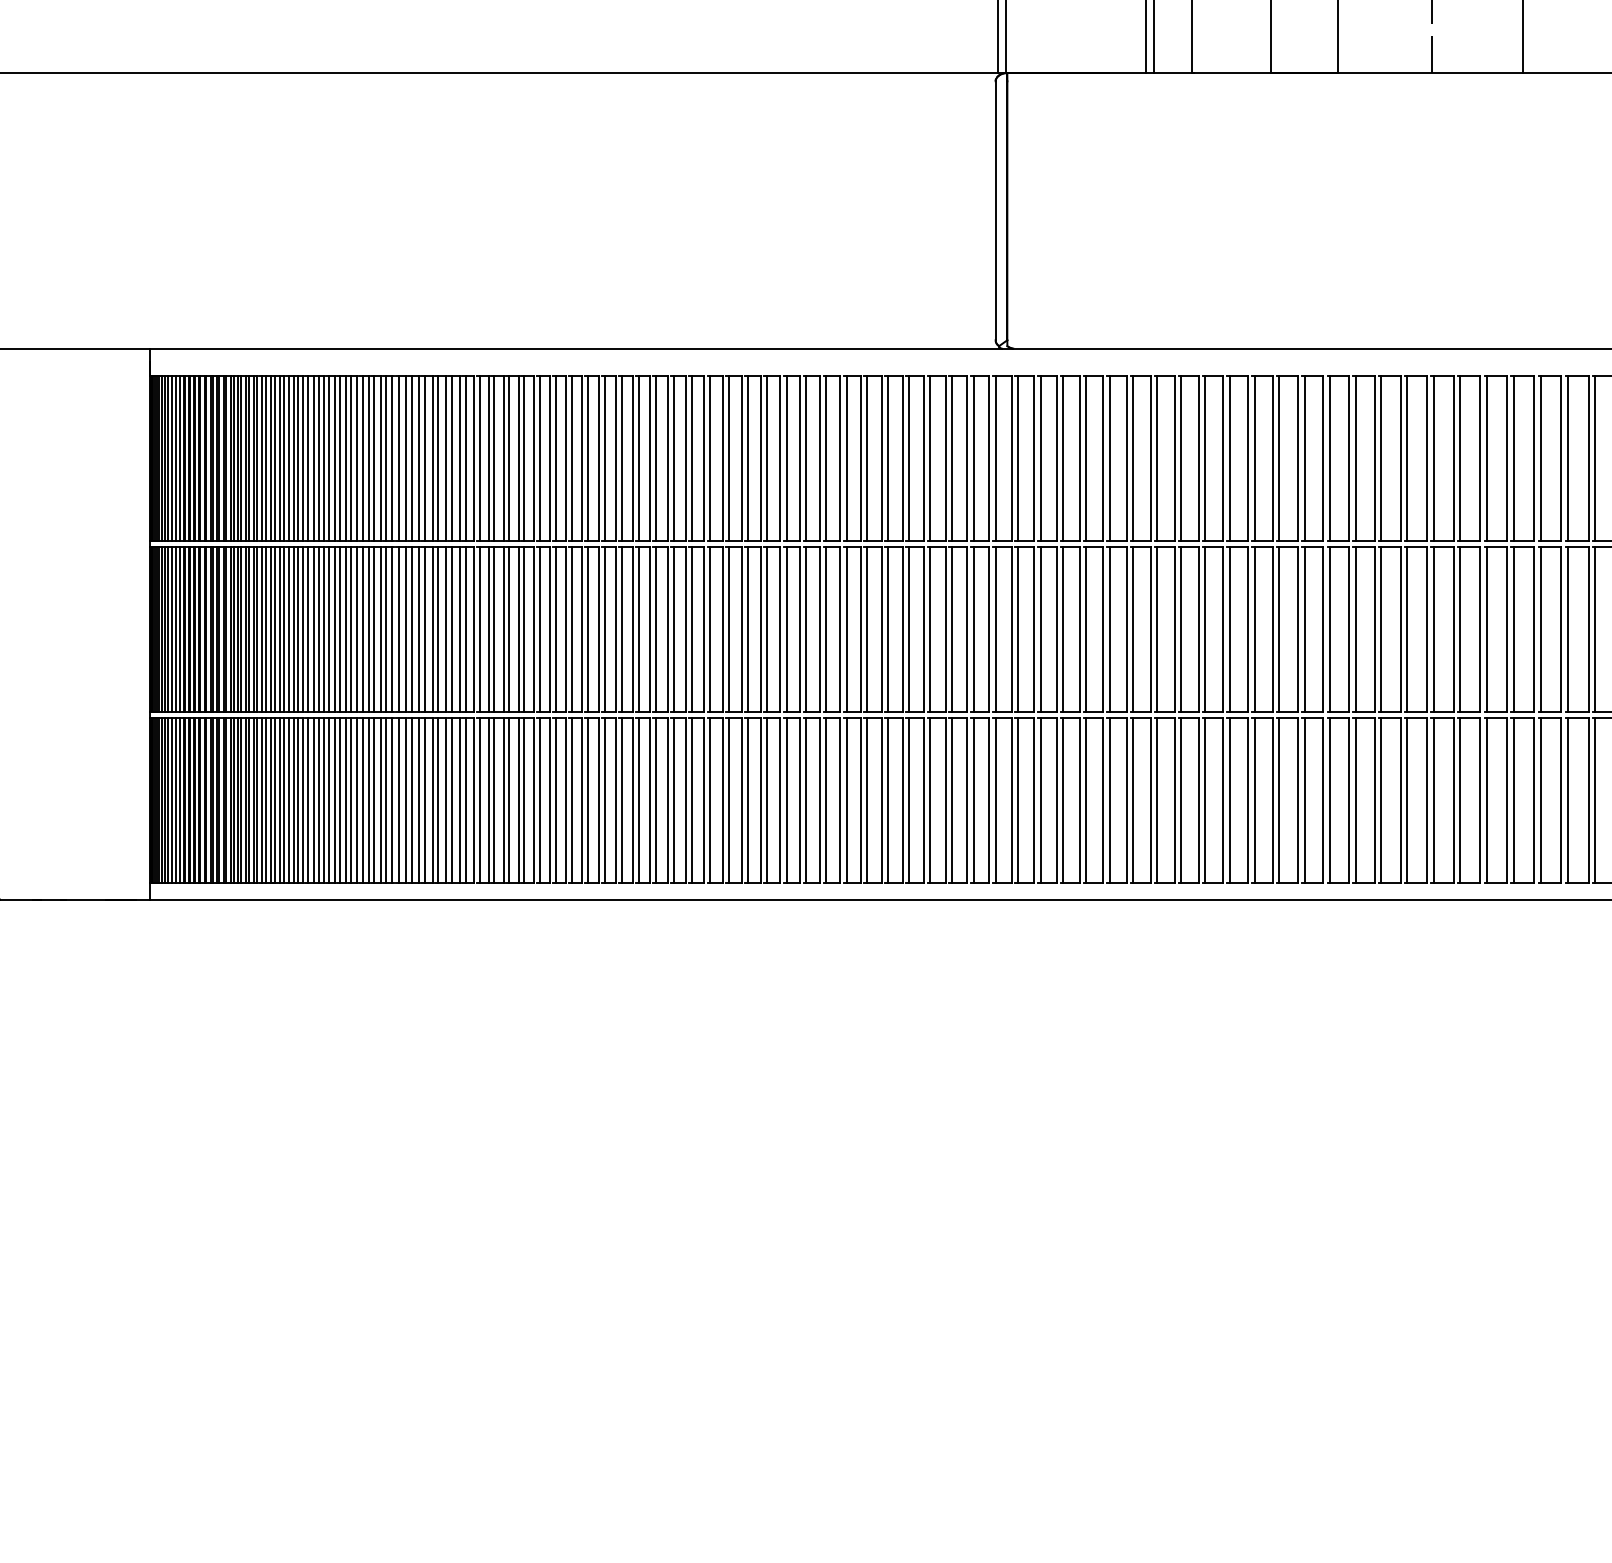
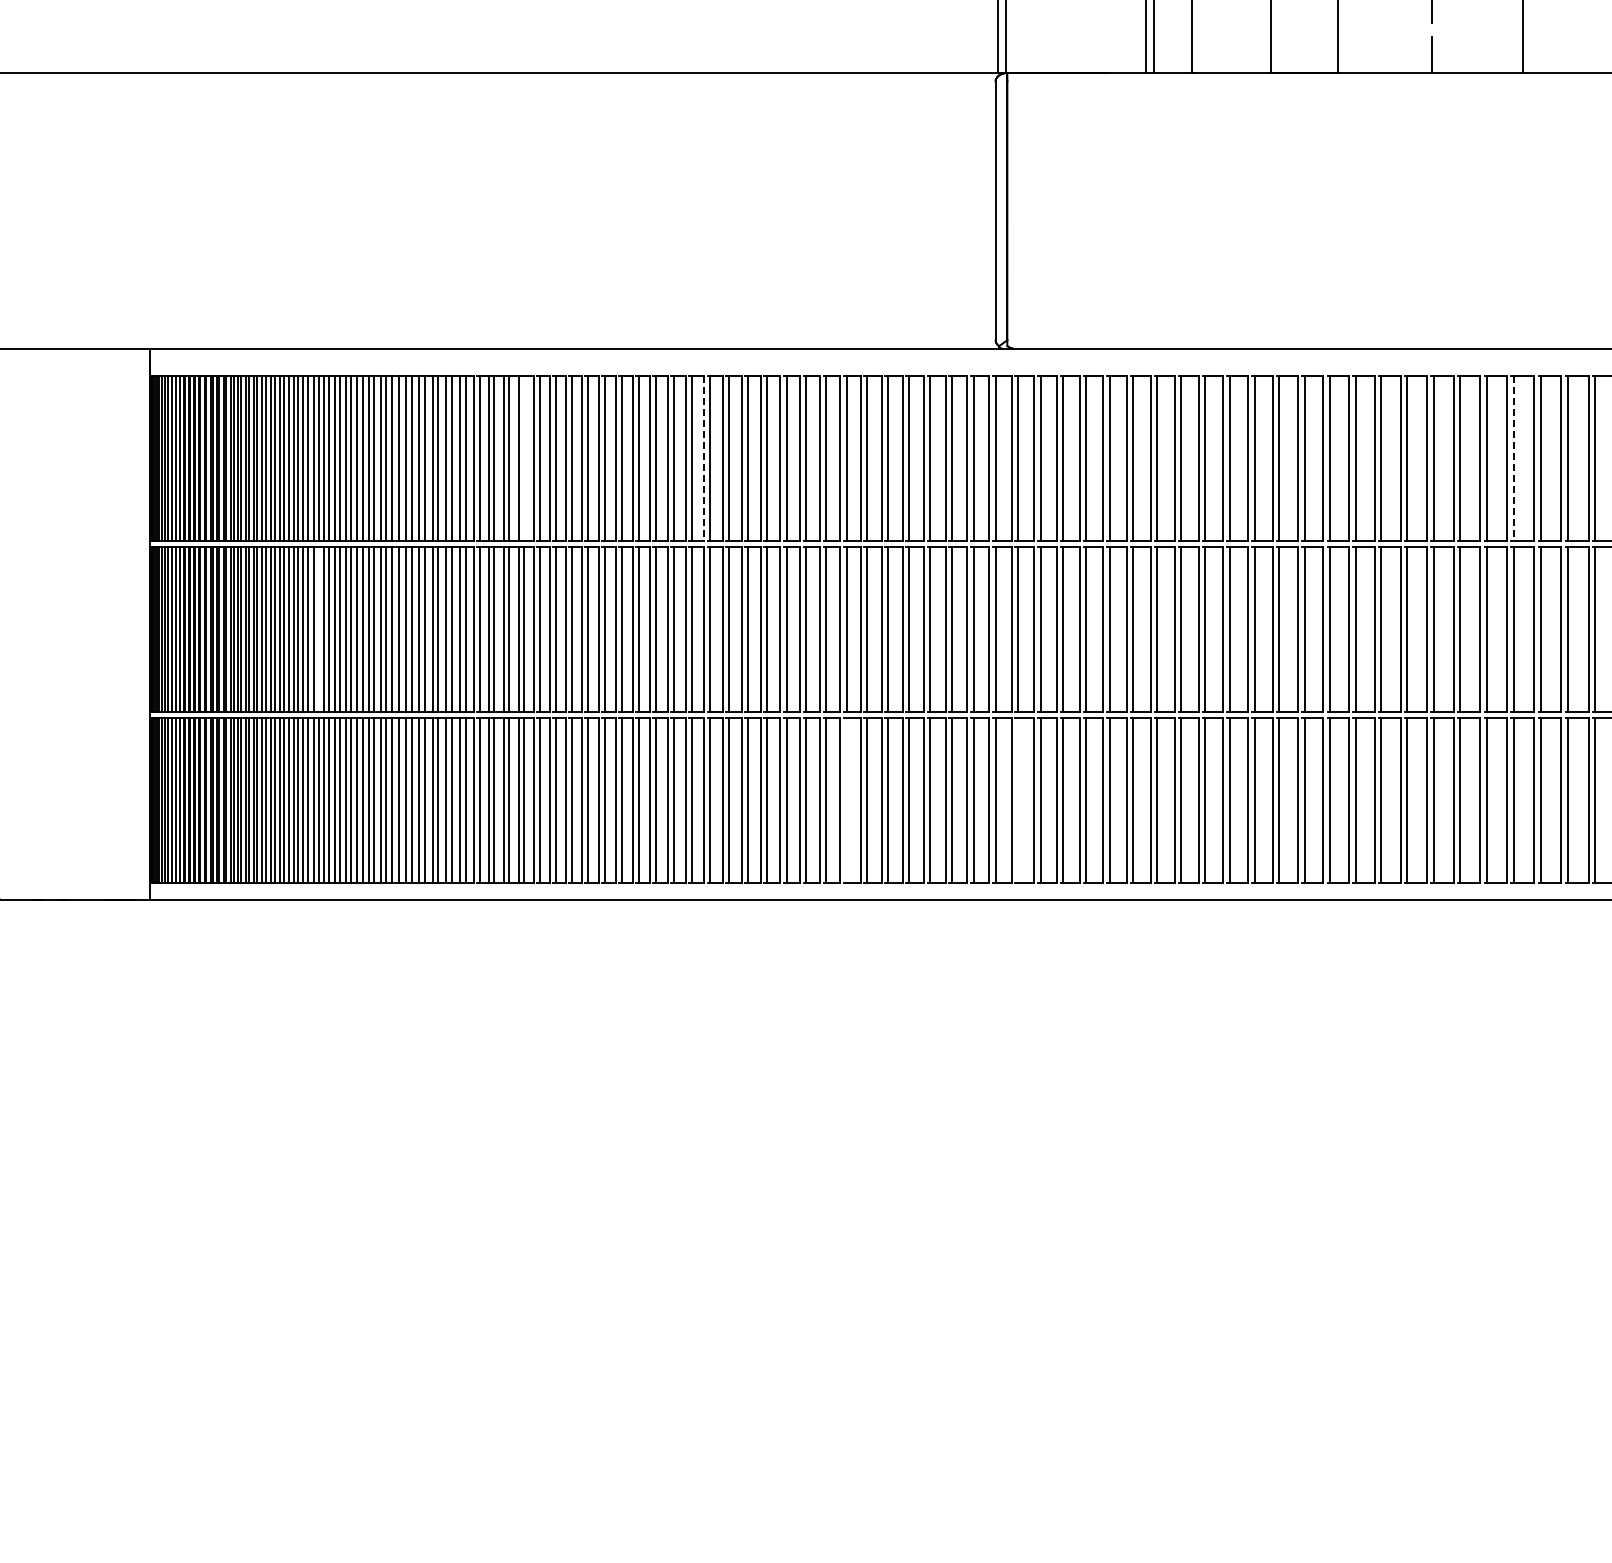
line: present -> none (524, 458)
line: solid -> dashed (704, 458)
line: solid -> dashed (1513, 458)
line: present -> none (318, 629)
line: present -> none (846, 800)
line: present -> none (1017, 800)
